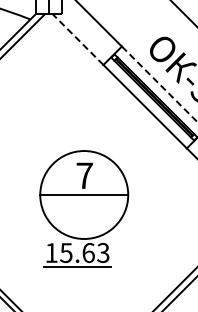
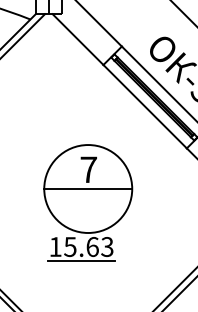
line: dashed -> solid (78, 39)
line: dashed -> solid (160, 84)
part position: (84, 208) -> (88, 202) (88, 202)
